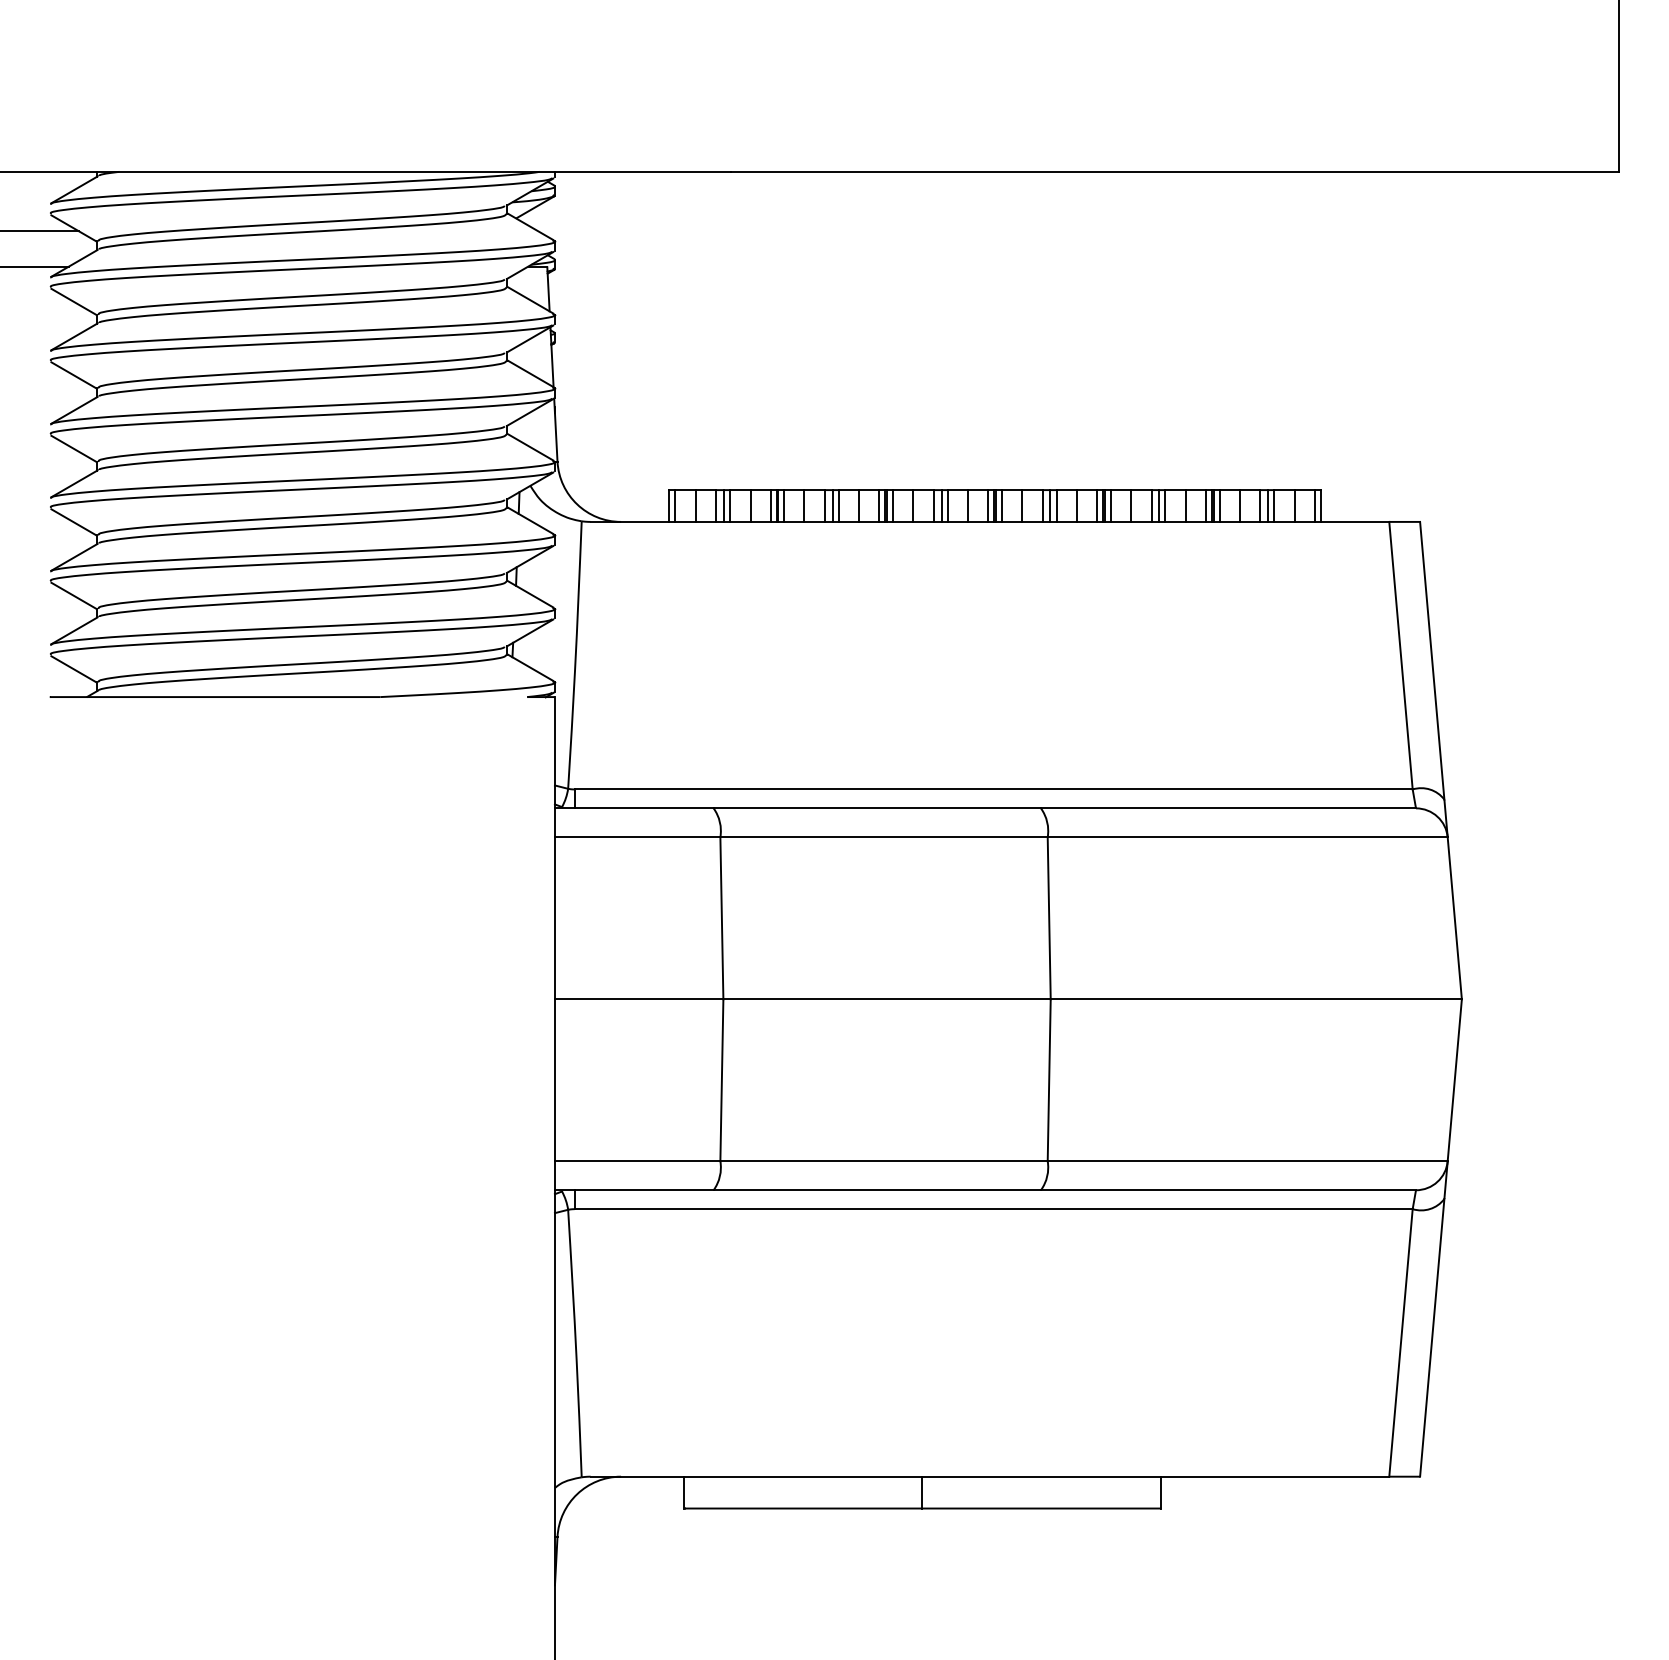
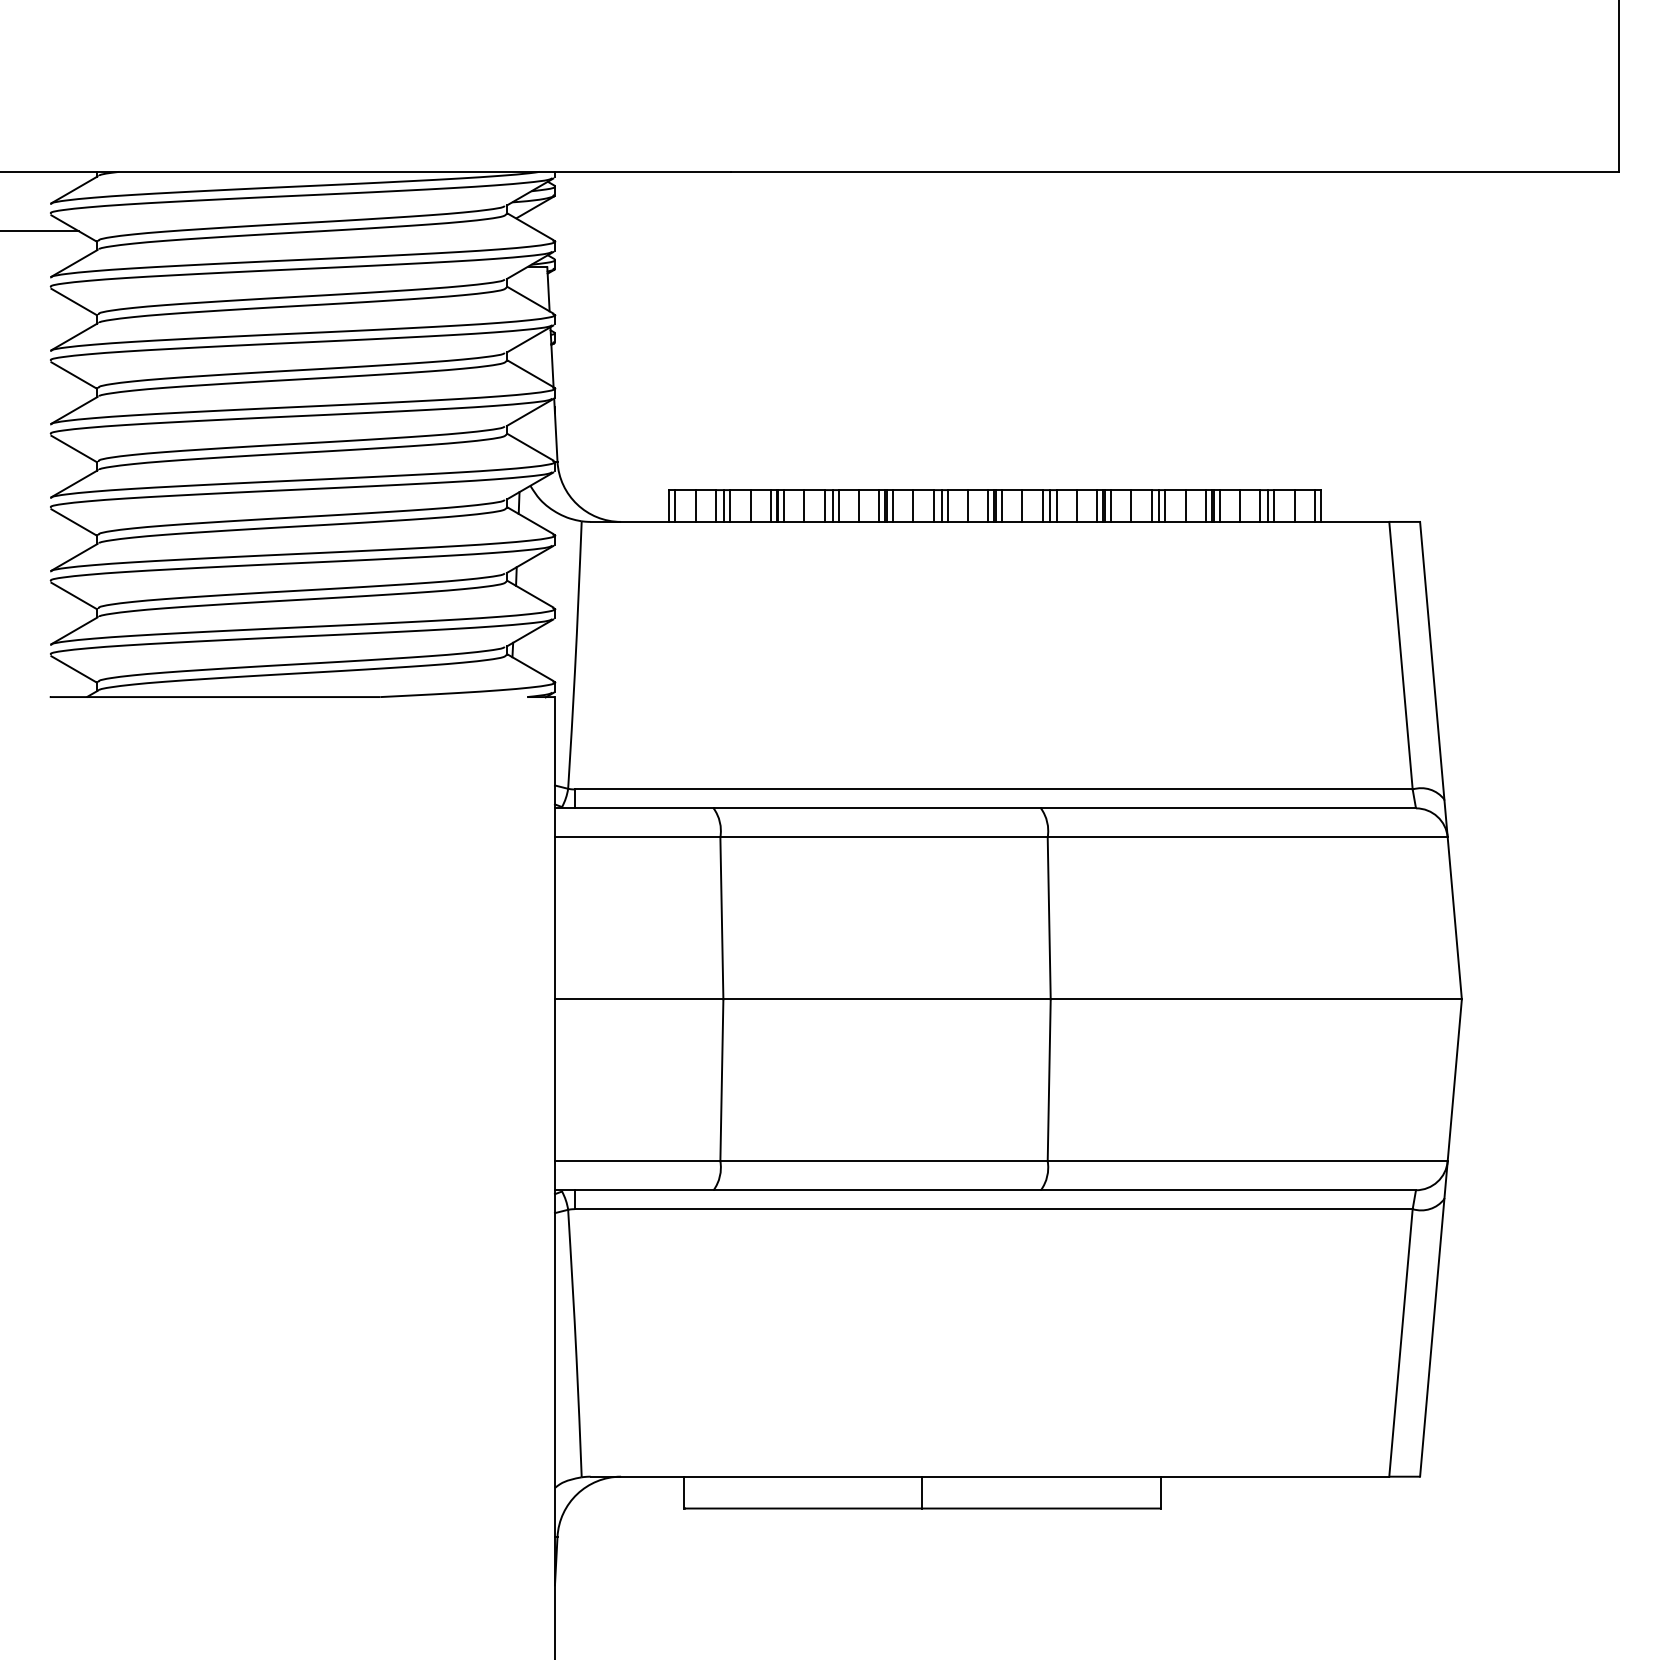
line: present -> none (35, 267)
